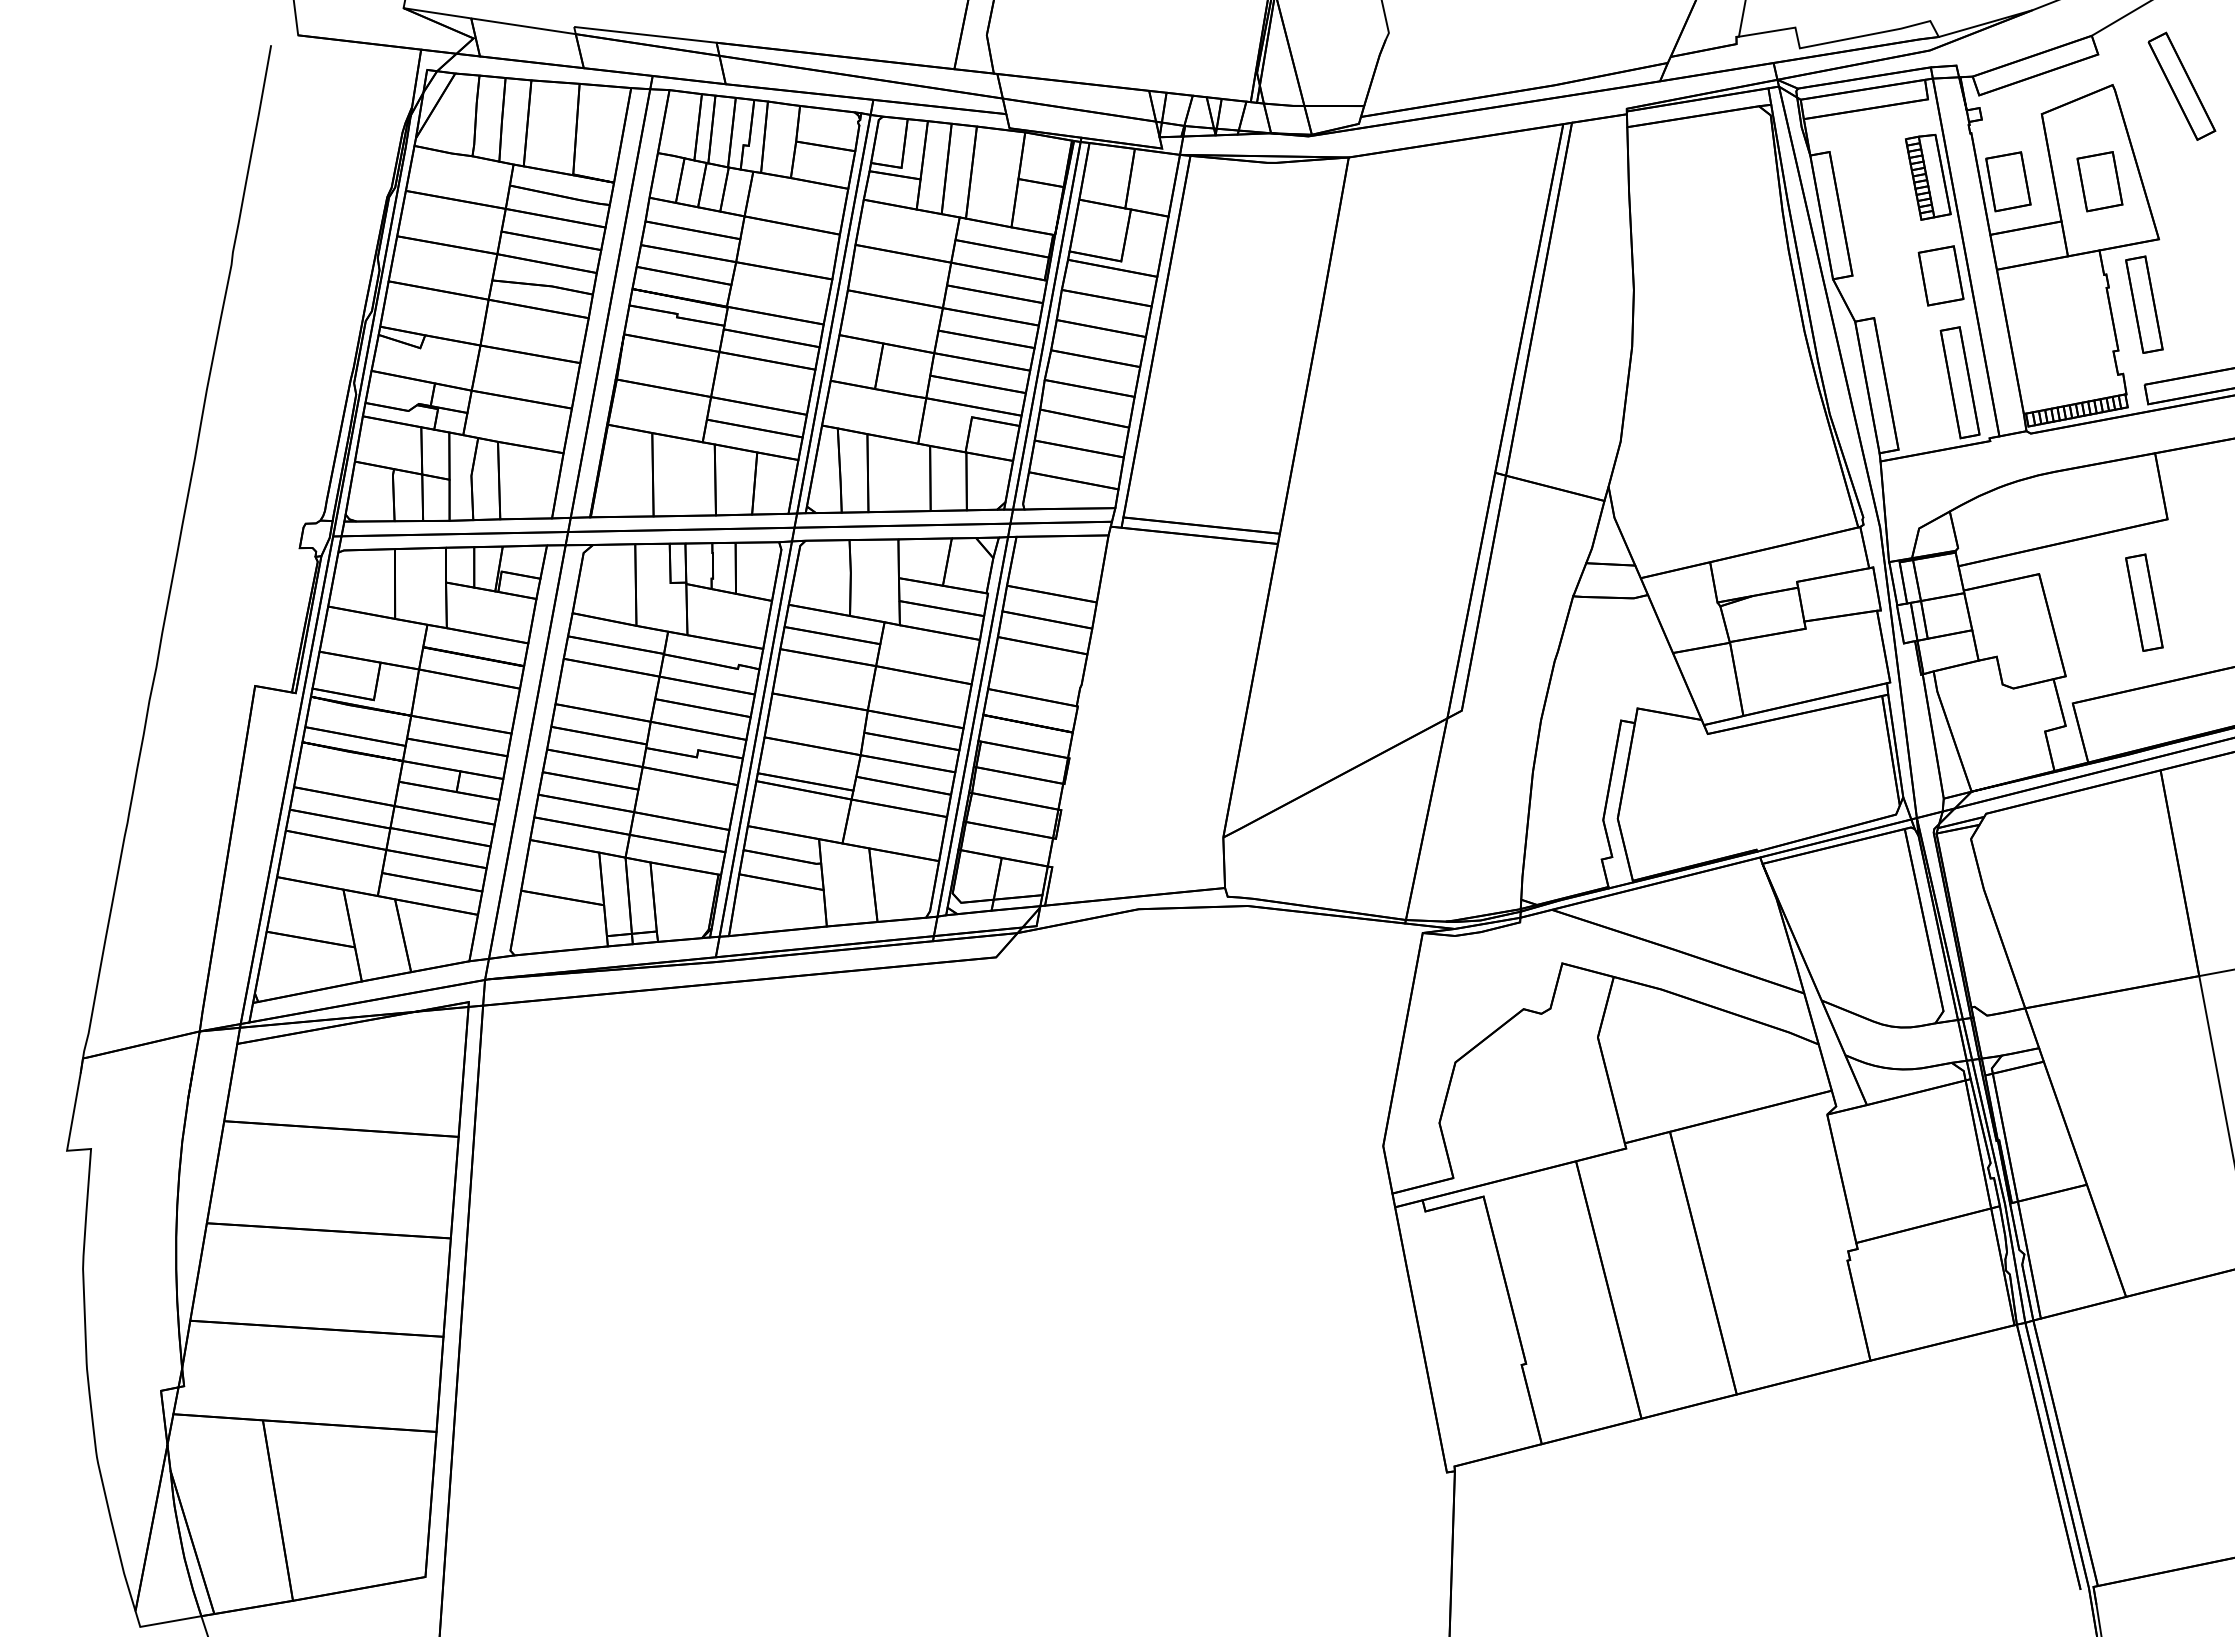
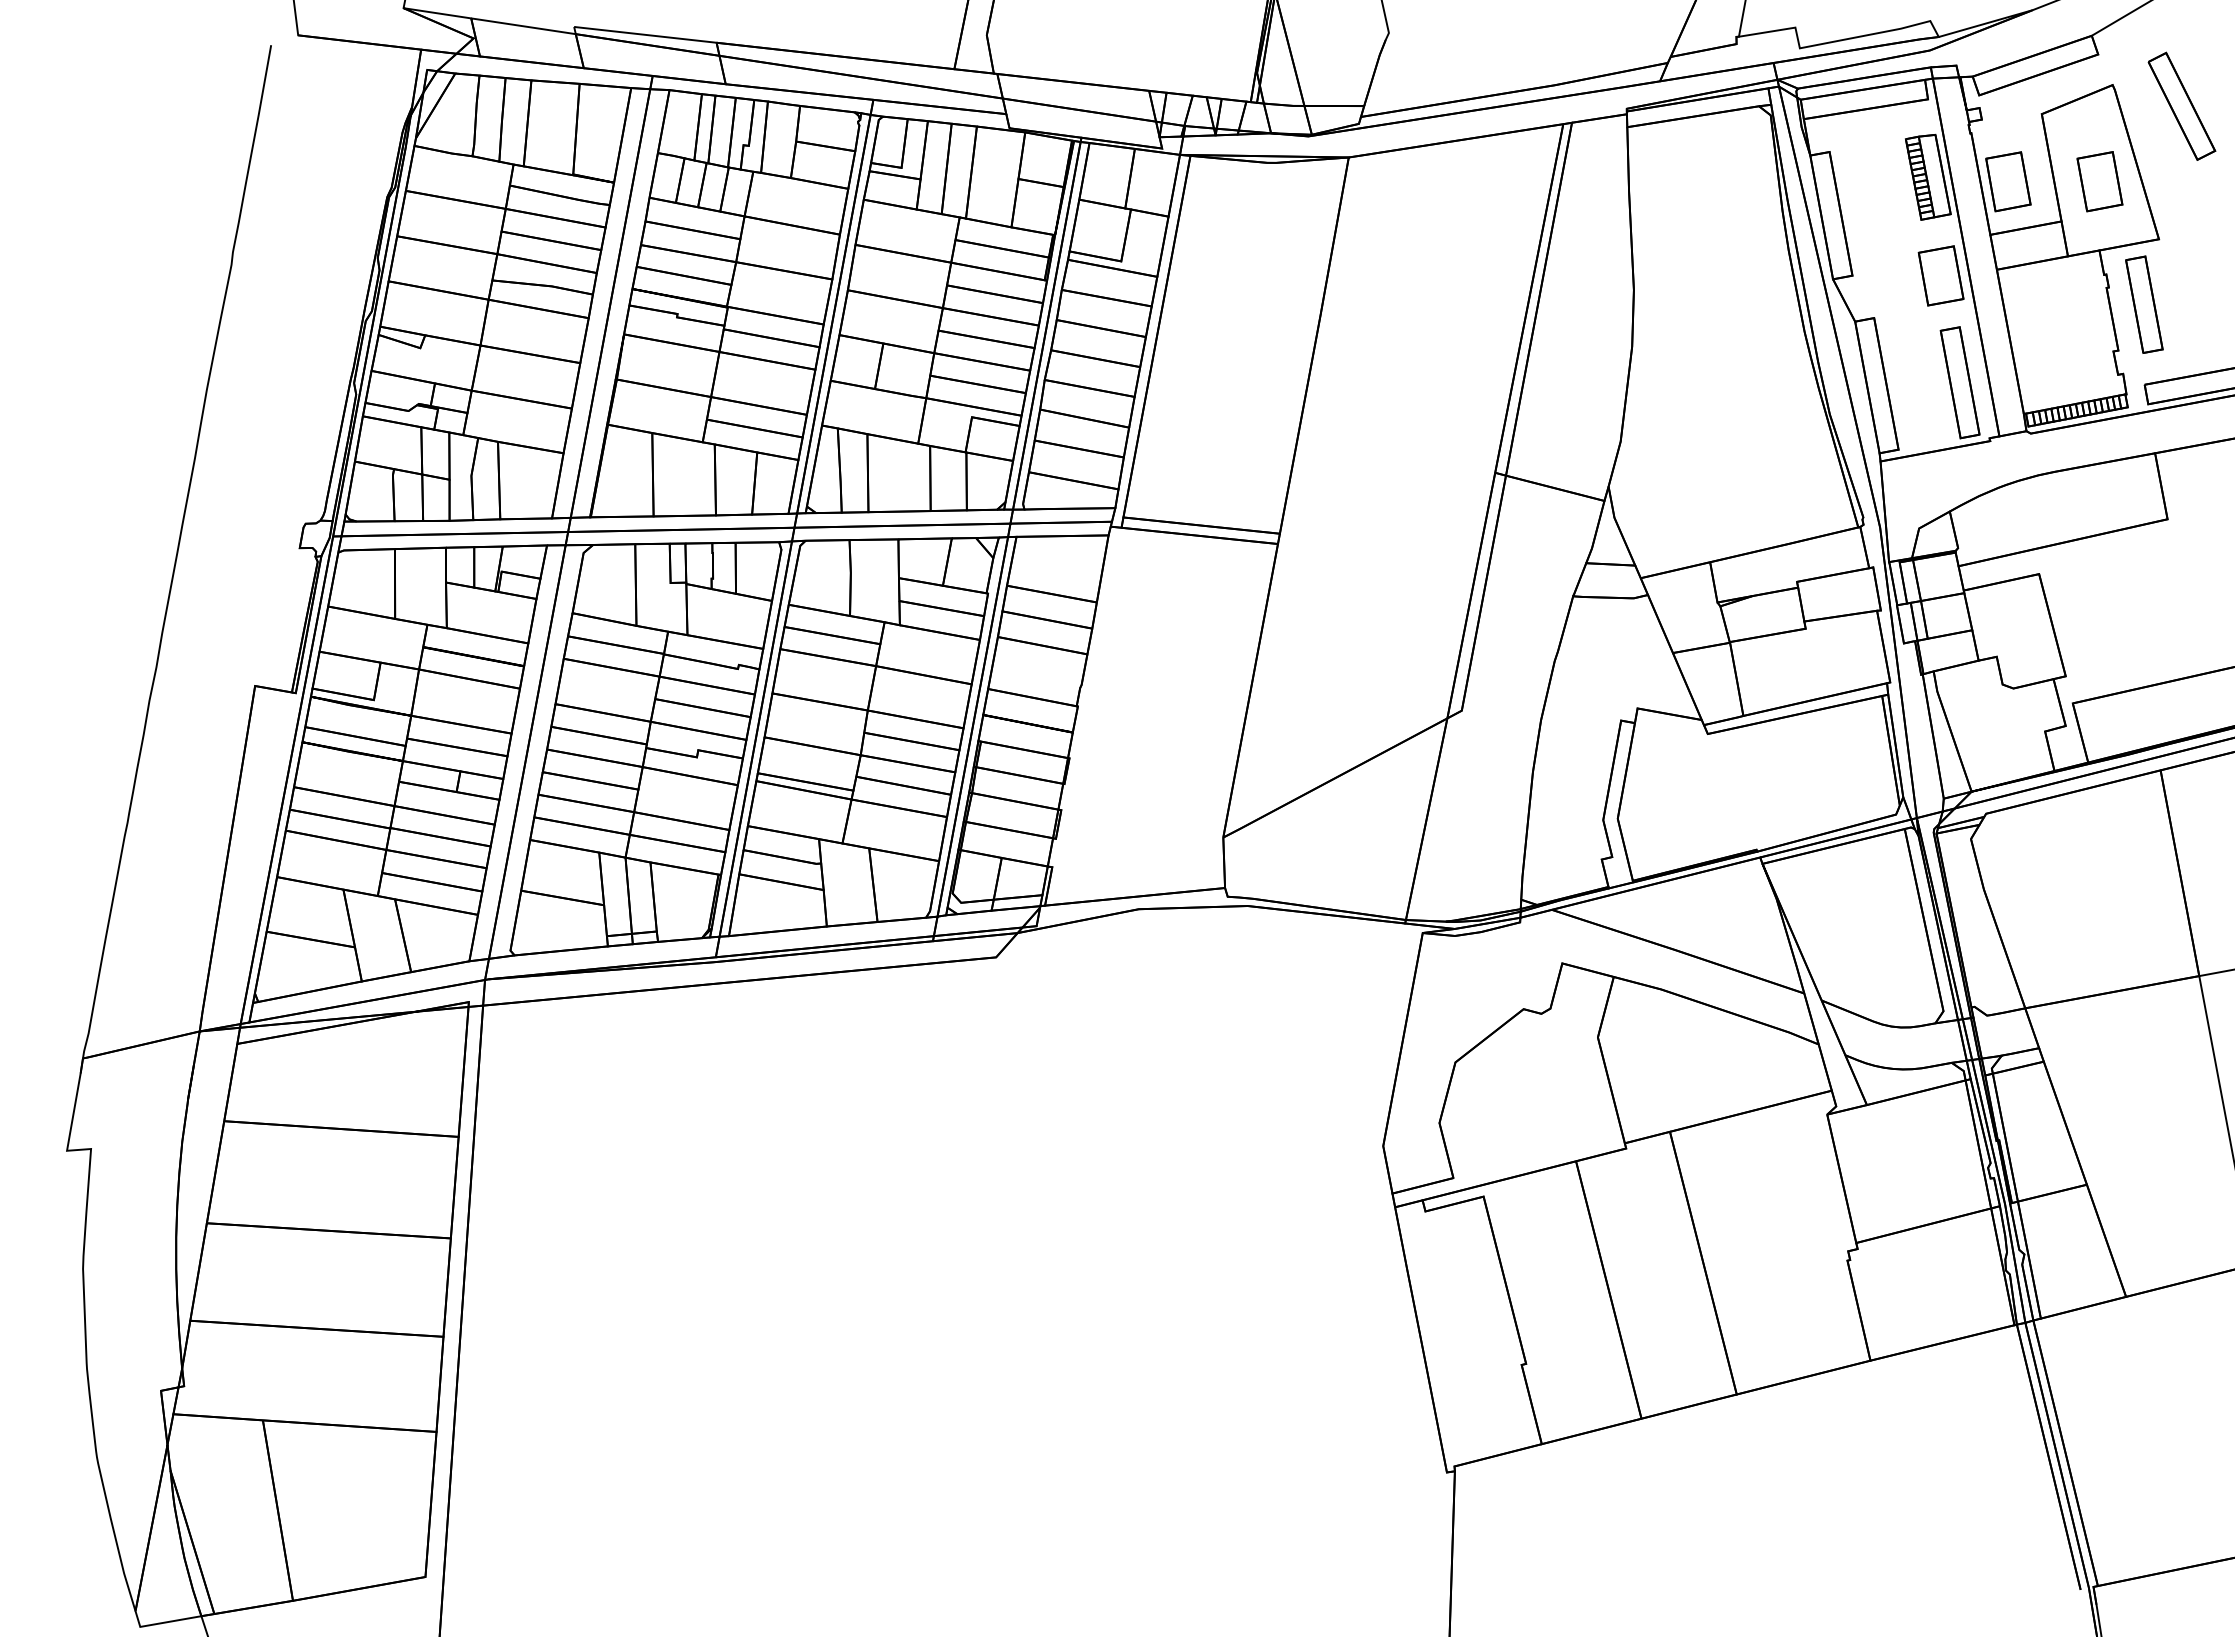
part position: (2181, 85) -> (2181, 105) (2181, 105)
part: present -> none (2144, 602)
